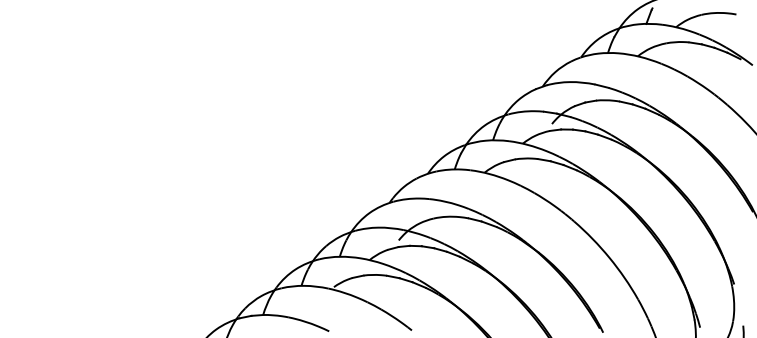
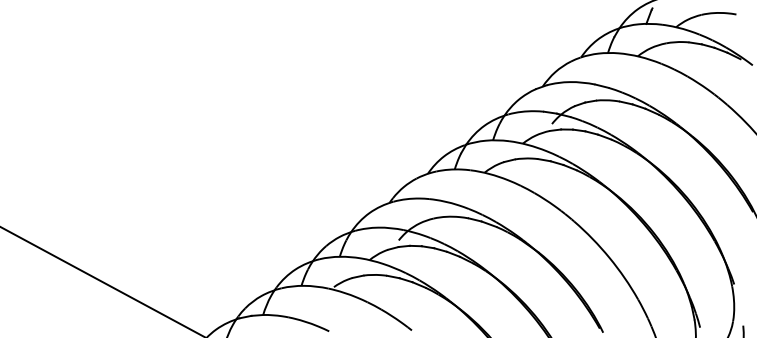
line: none -> present (101, 280)
